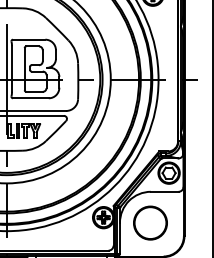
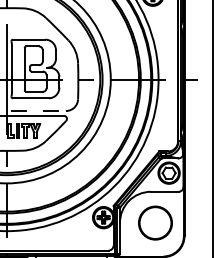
line: solid -> dashed (33, 111)
circle position: (150, 222) -> (155, 222) (155, 222)
